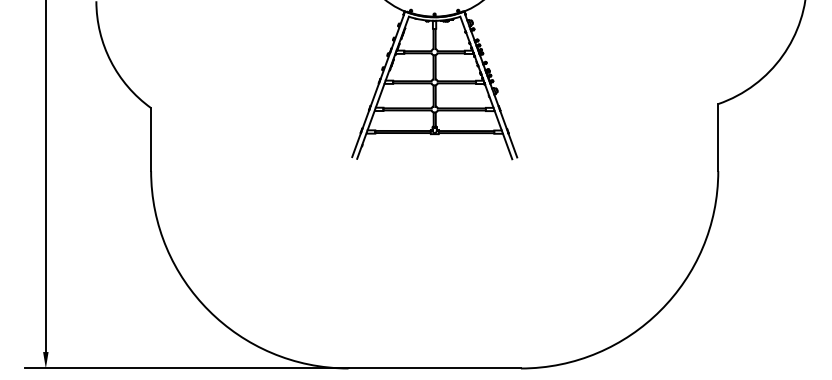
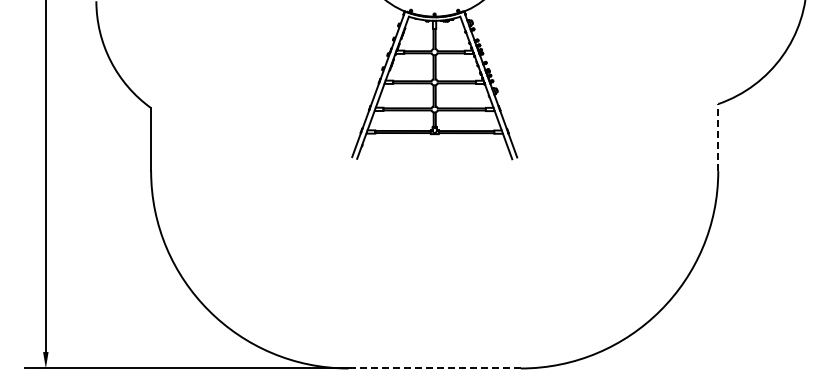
line: solid -> dashed (718, 137)
line: solid -> dashed (435, 368)
